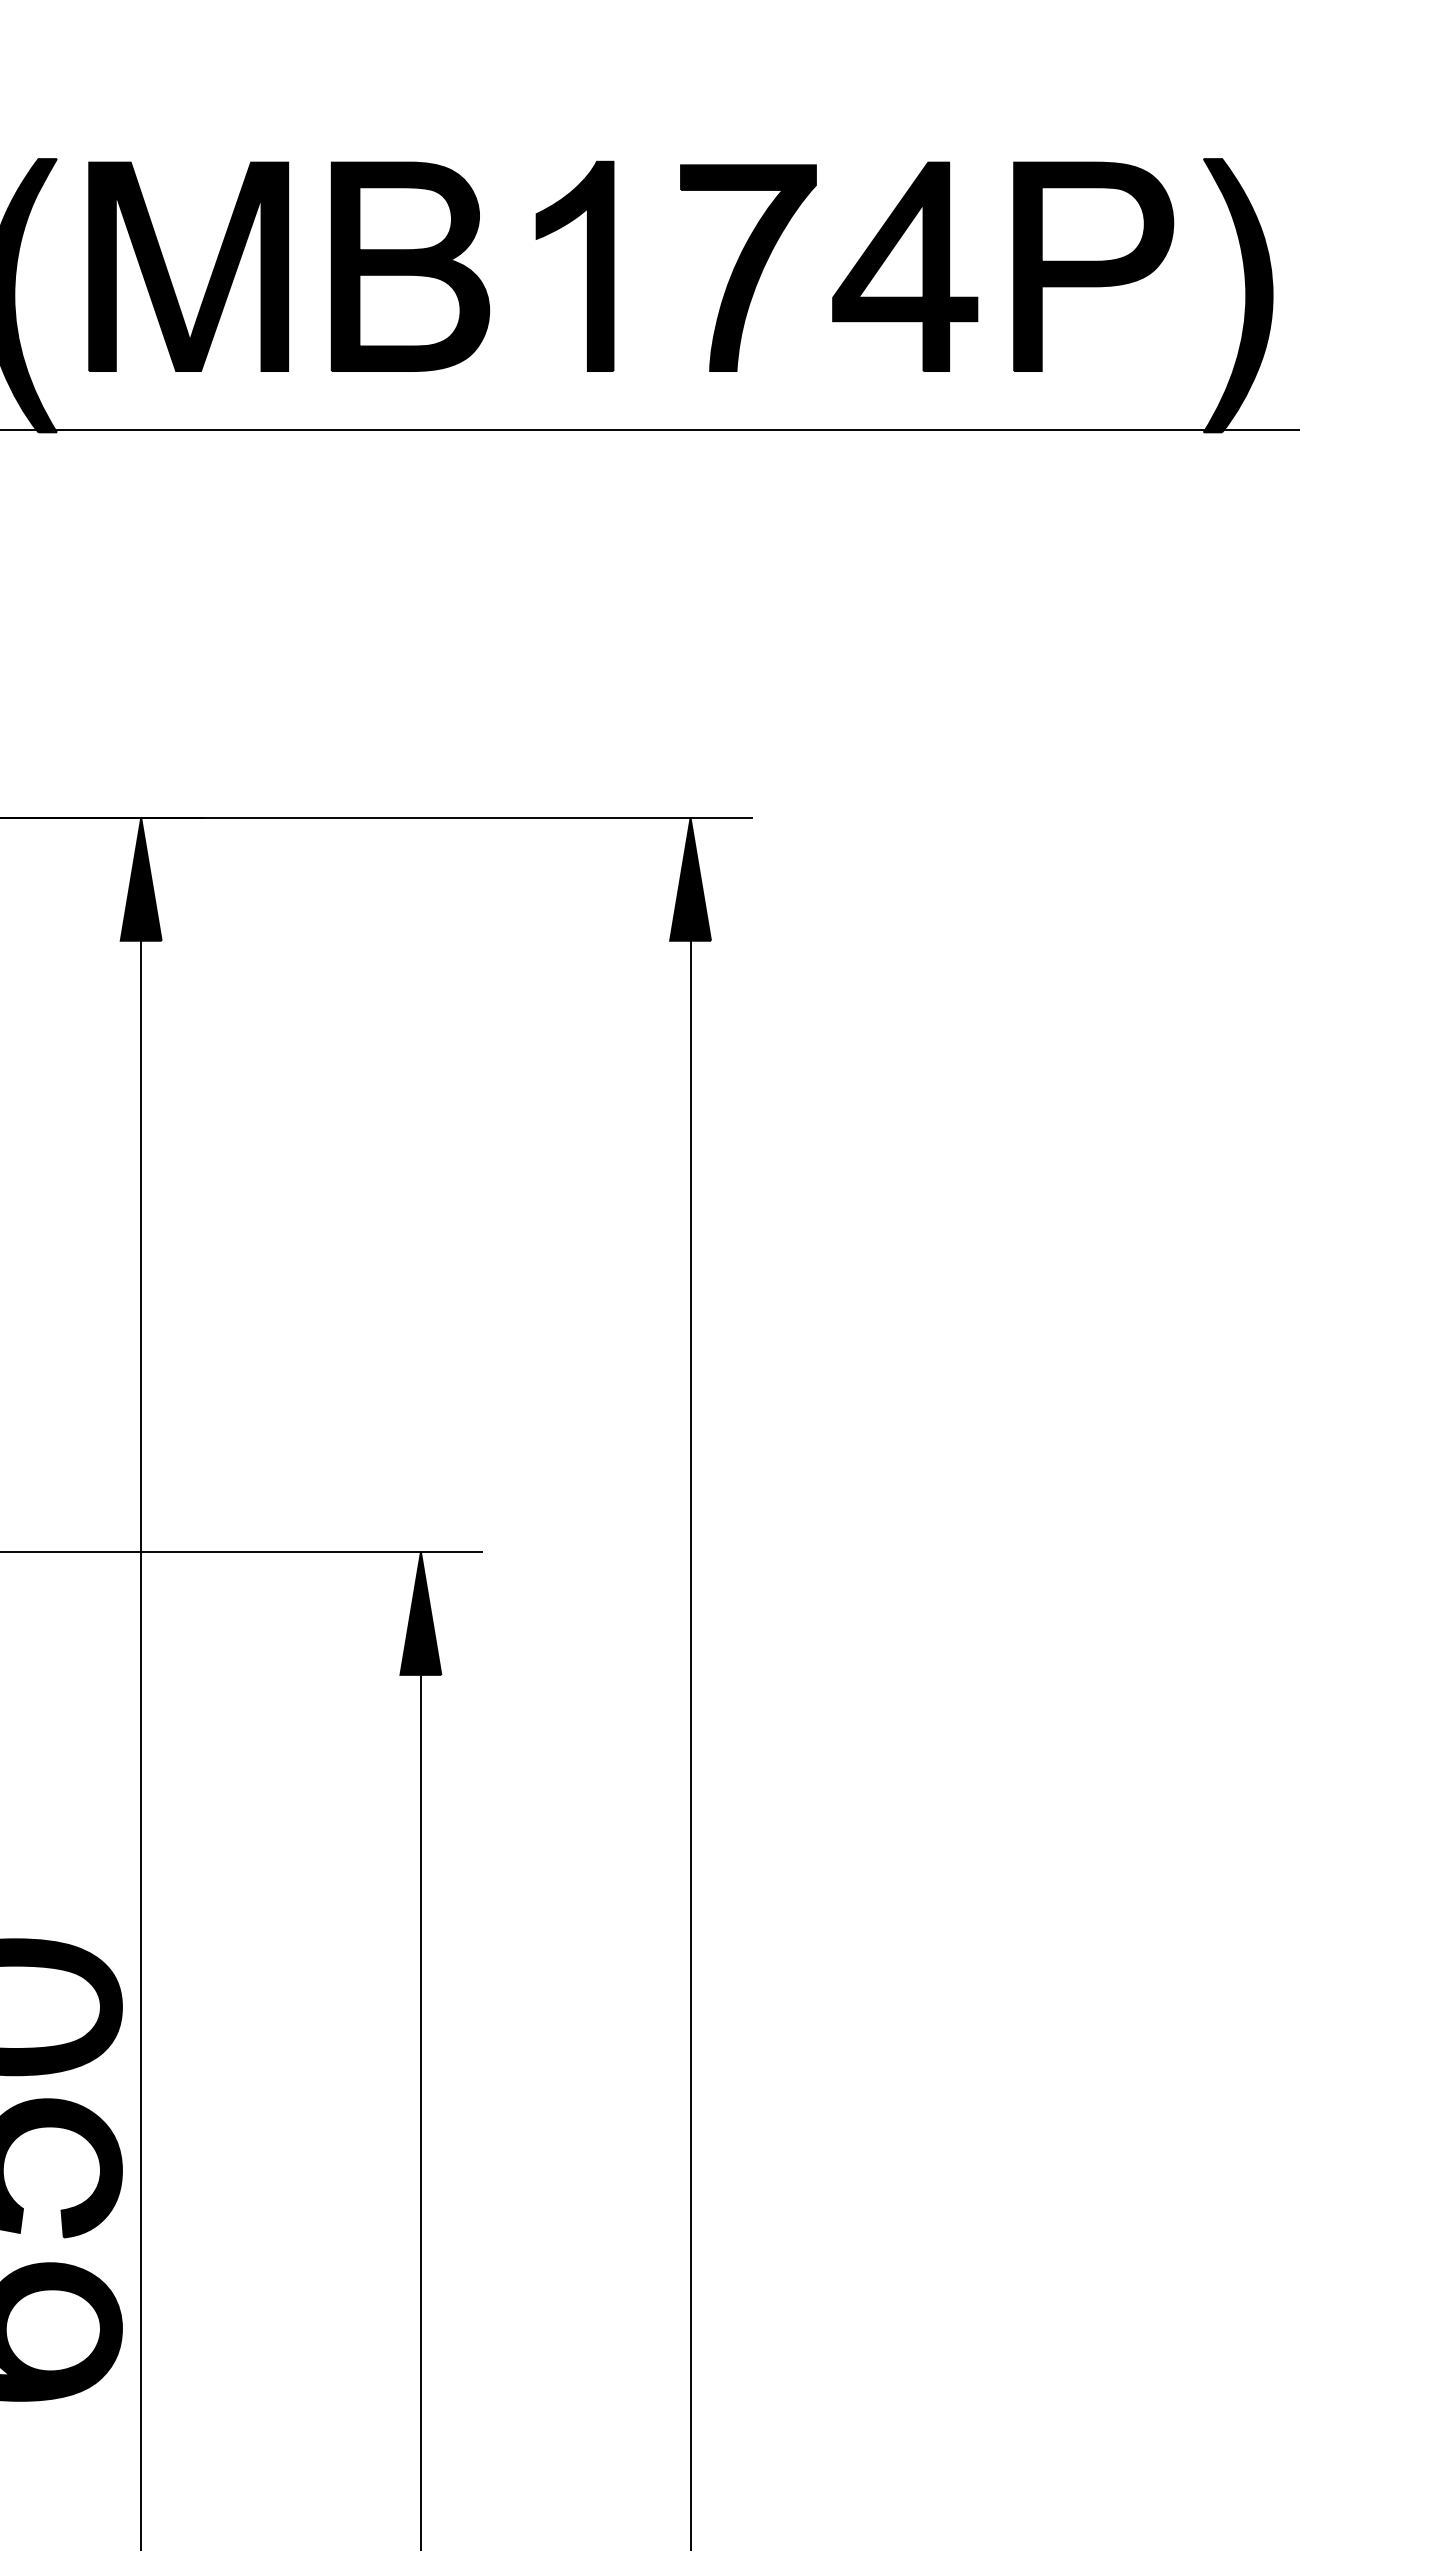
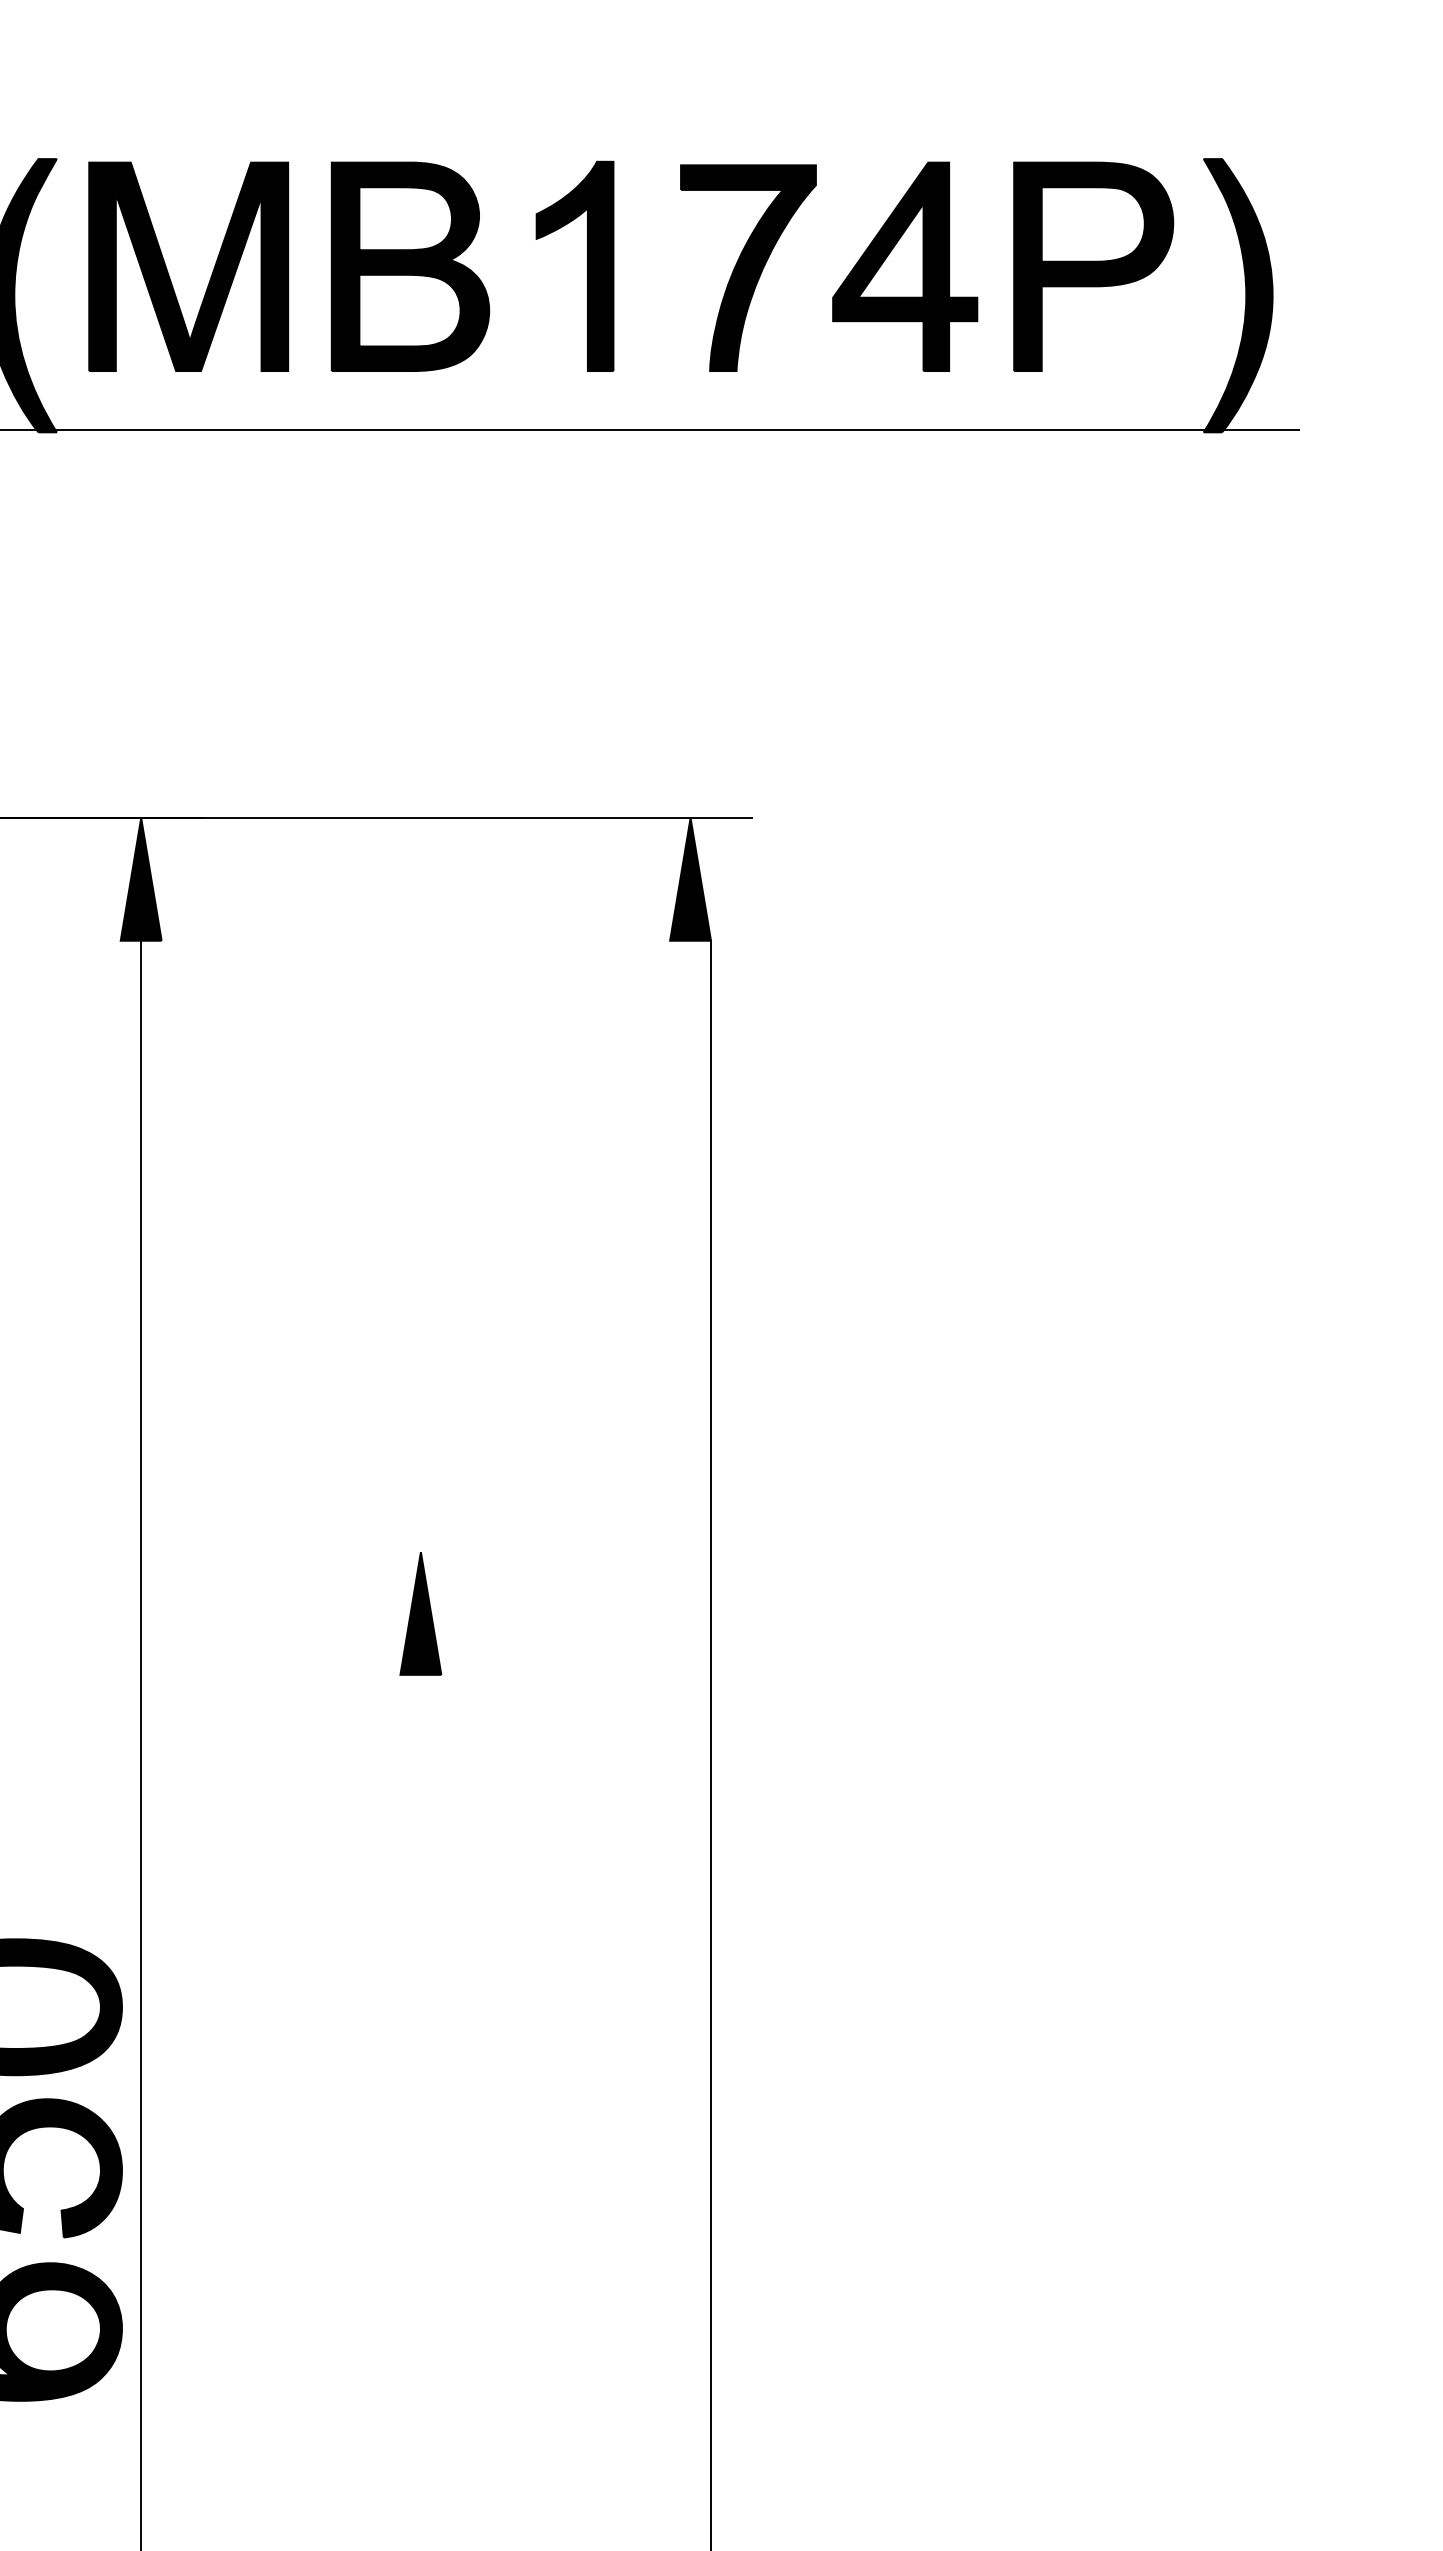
line: present -> none (242, 1552)
line position: (690, 1743) -> (710, 1743) (710, 1743)
line: present -> none (420, 2110)
